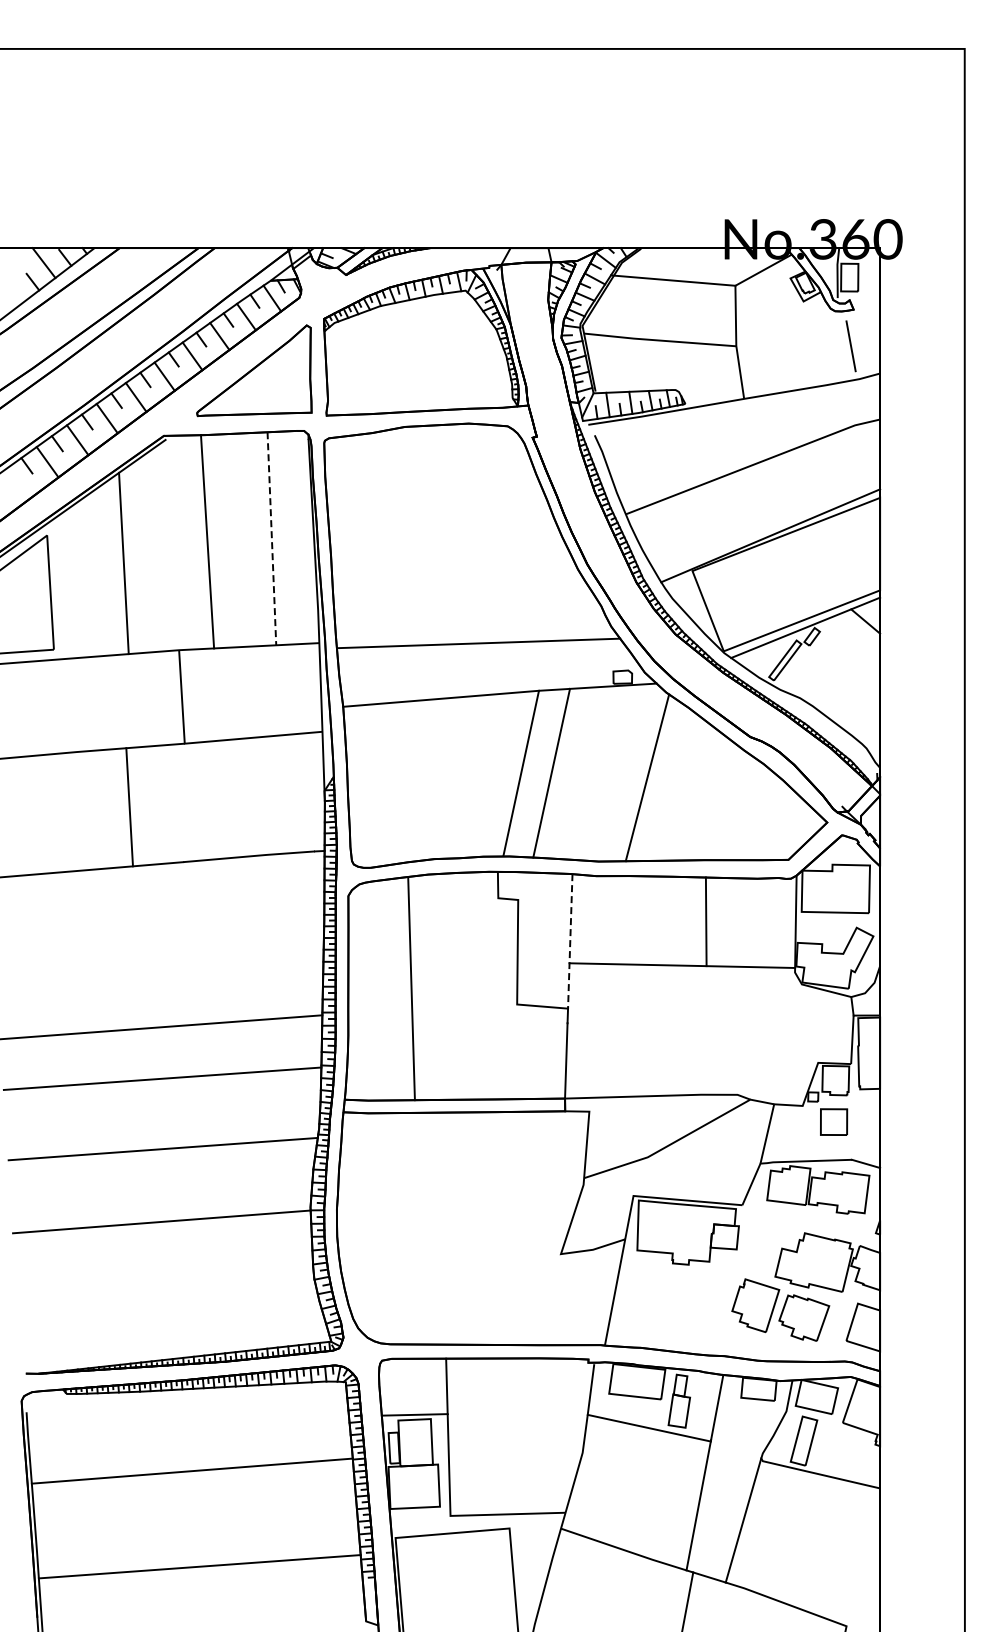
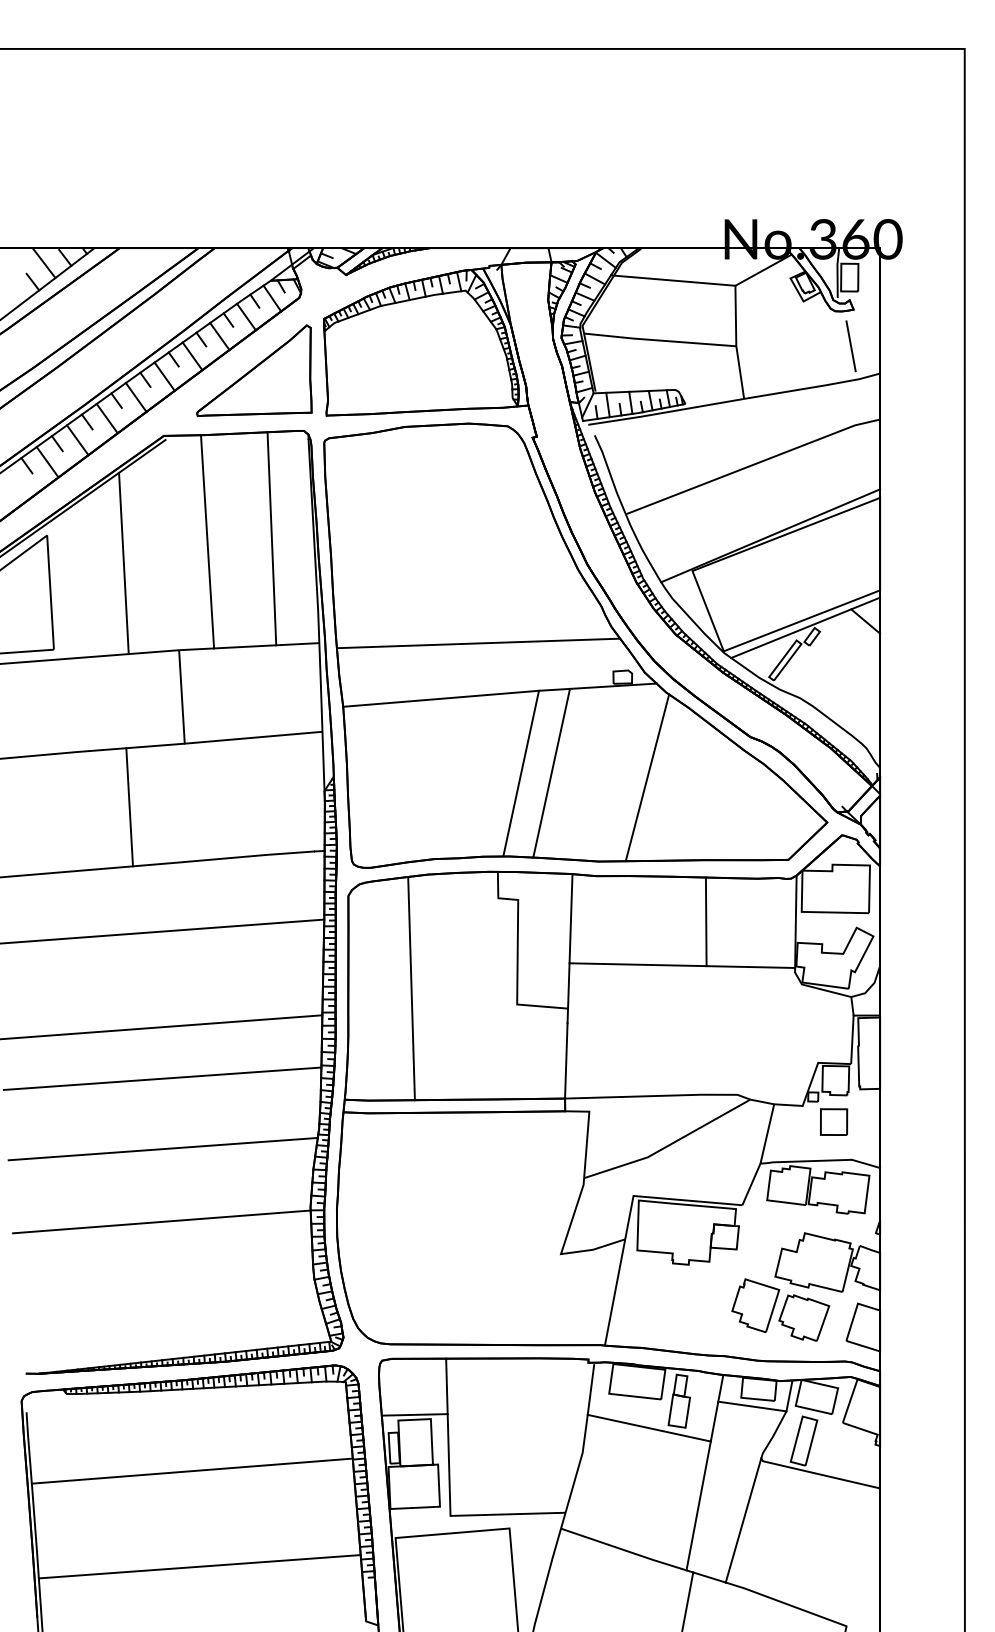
line: dashed -> solid (271, 538)
line: none -> present (163, 931)
line: dashed -> solid (570, 941)
line: none -> present (752, 1406)
